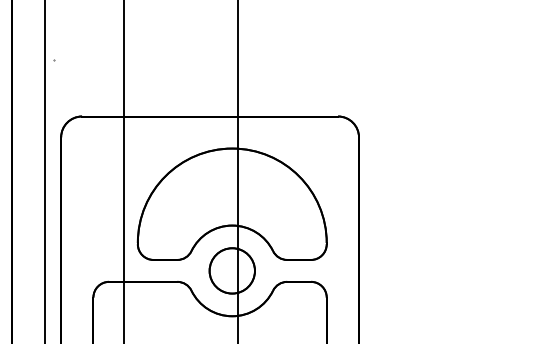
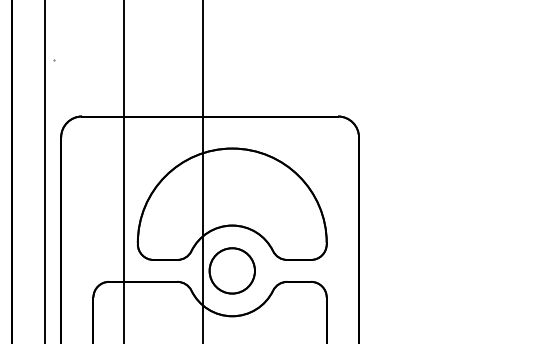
line position: (238, 171) -> (203, 171) (203, 171)
